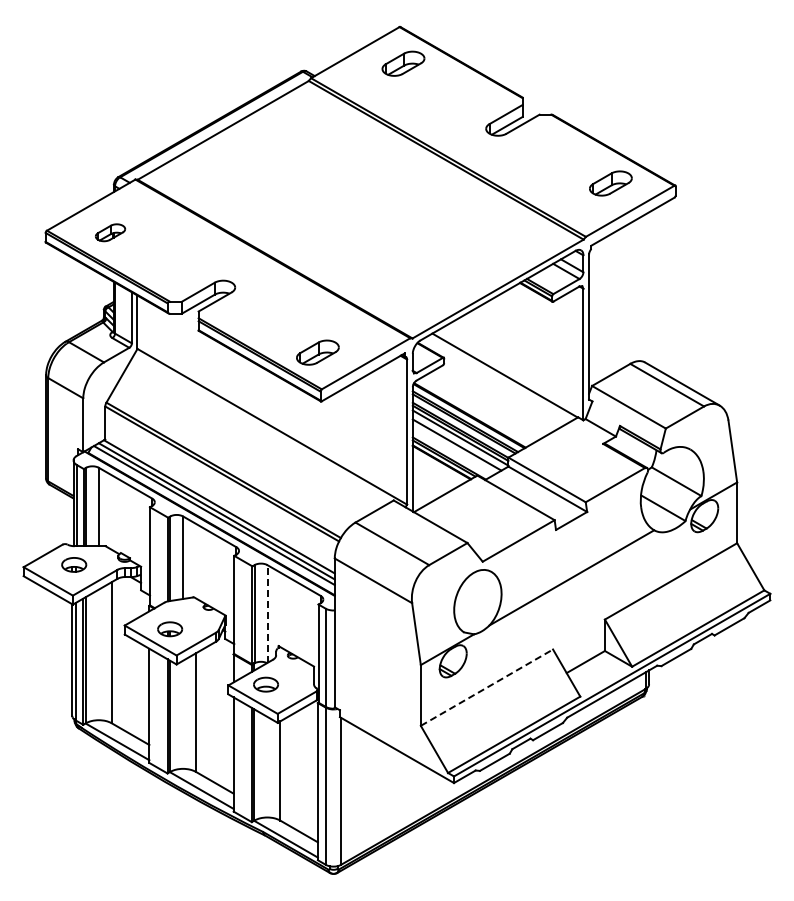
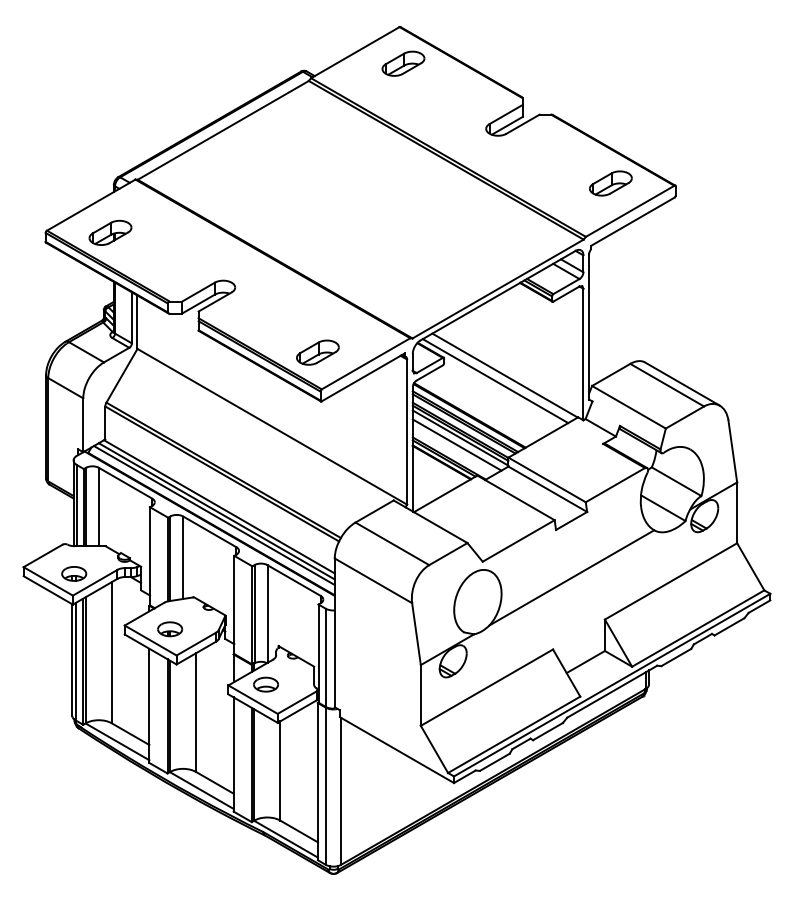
part size: 32x20 px -> 45x27 px (110, 232)
line: none -> present (495, 381)
part position: (74, 564) -> (74, 573) (74, 573)
line: dashed -> solid (267, 614)
line: dashed -> solid (487, 687)
